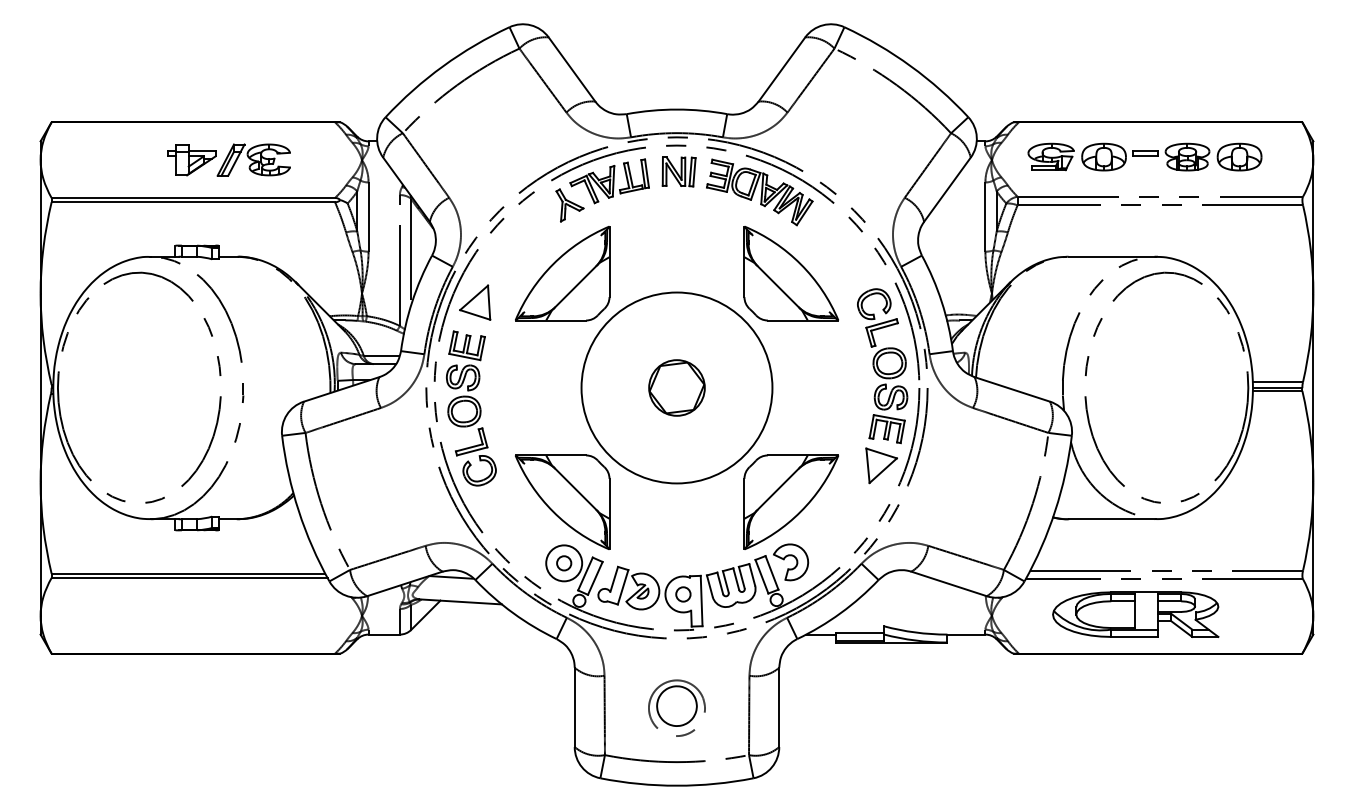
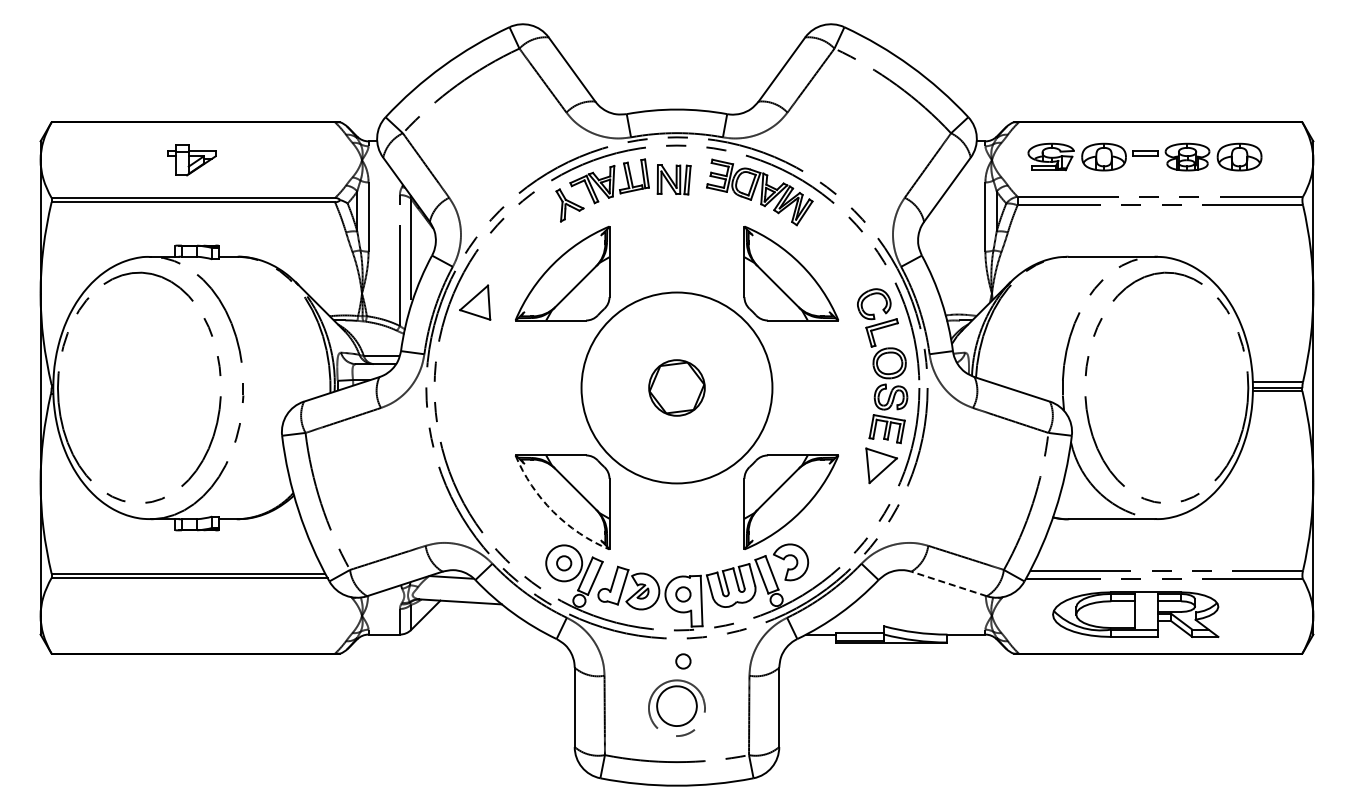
part: present -> none (253, 159)
part position: (678, 171) -> (673, 179) (673, 179)
part: present -> none (471, 408)
arc: solid -> dashed (553, 511)
line: solid -> dashed (949, 583)
circle: none -> present (683, 661)
